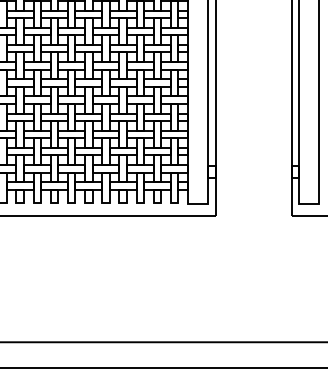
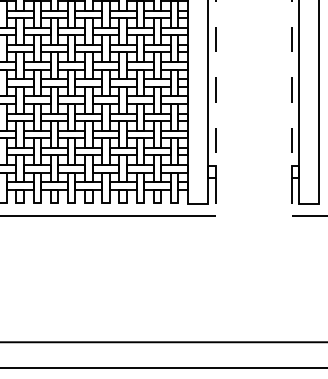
line: solid -> dashed (215, 108)
line: solid -> dashed (291, 108)
